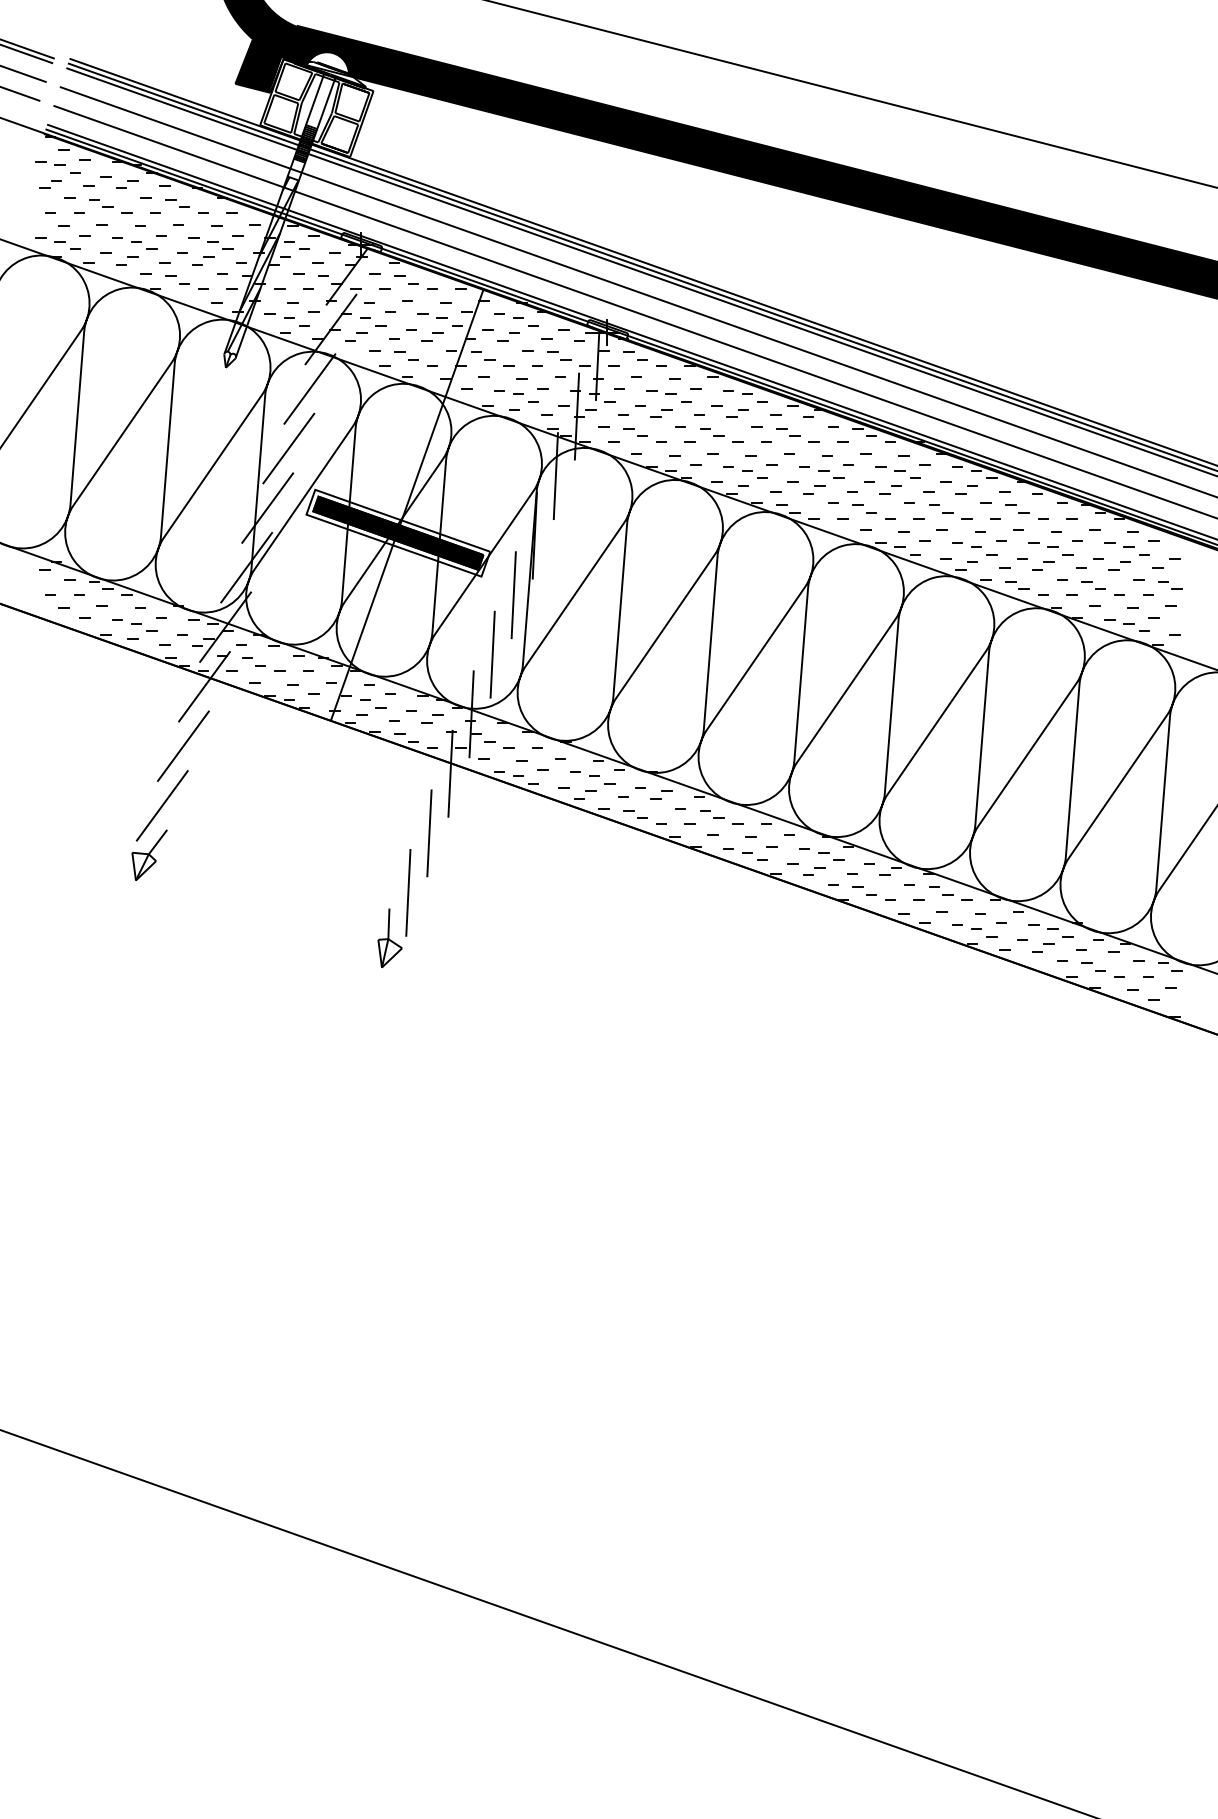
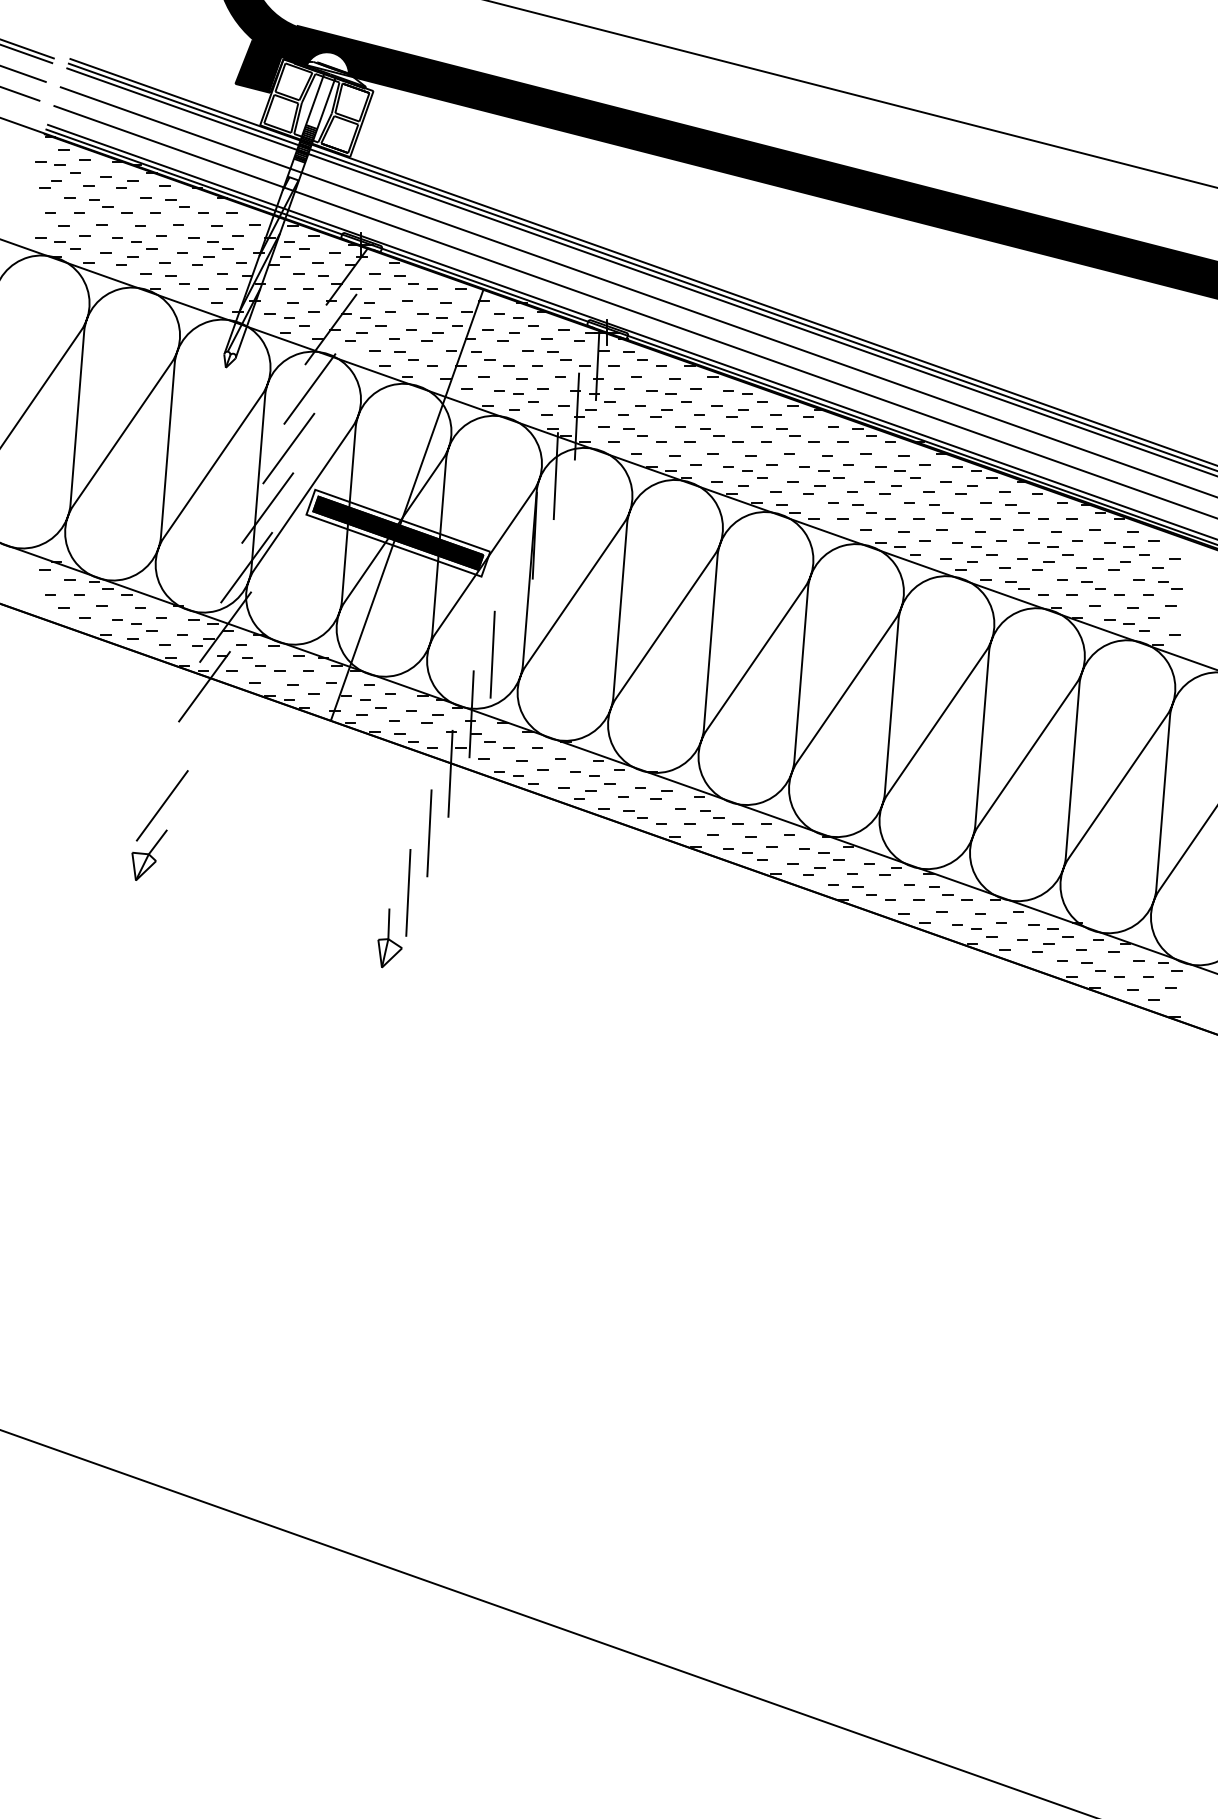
line: present -> none (513, 594)
line: present -> none (183, 745)
